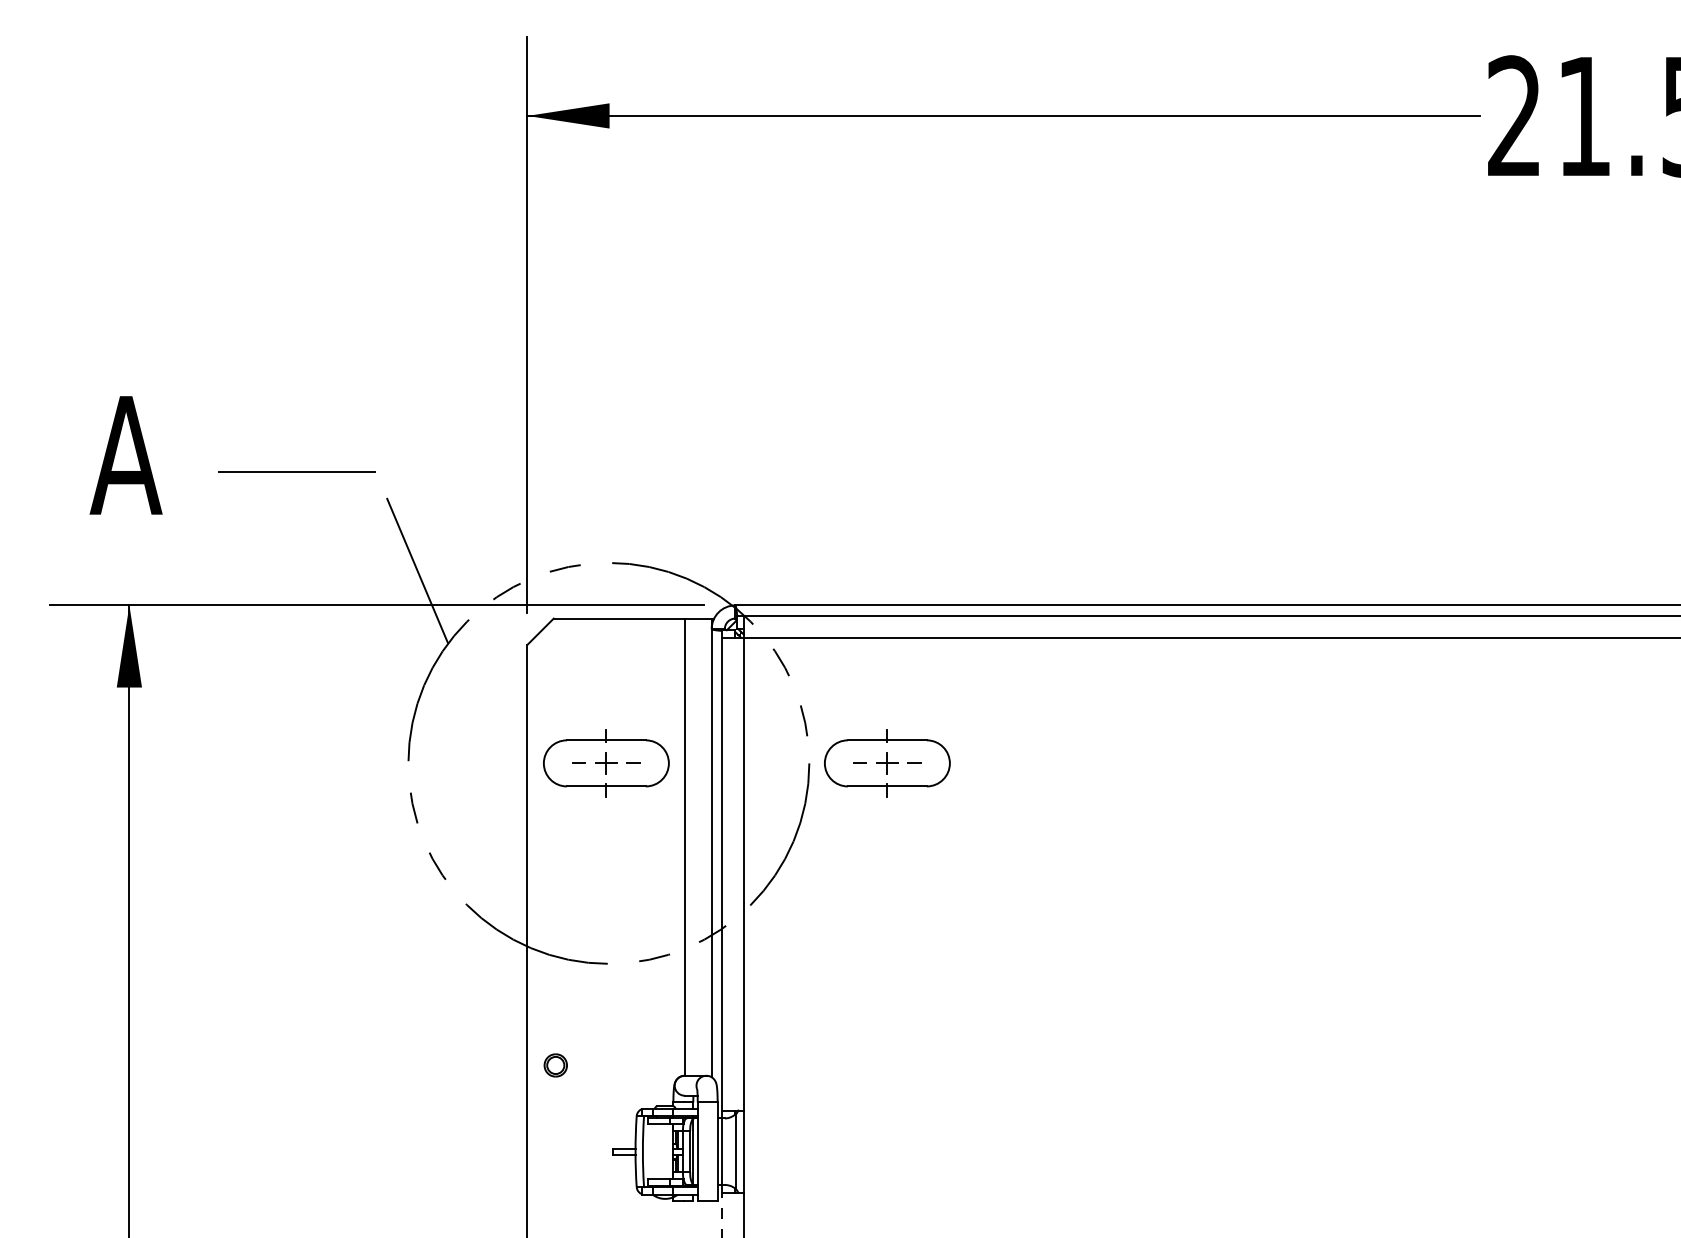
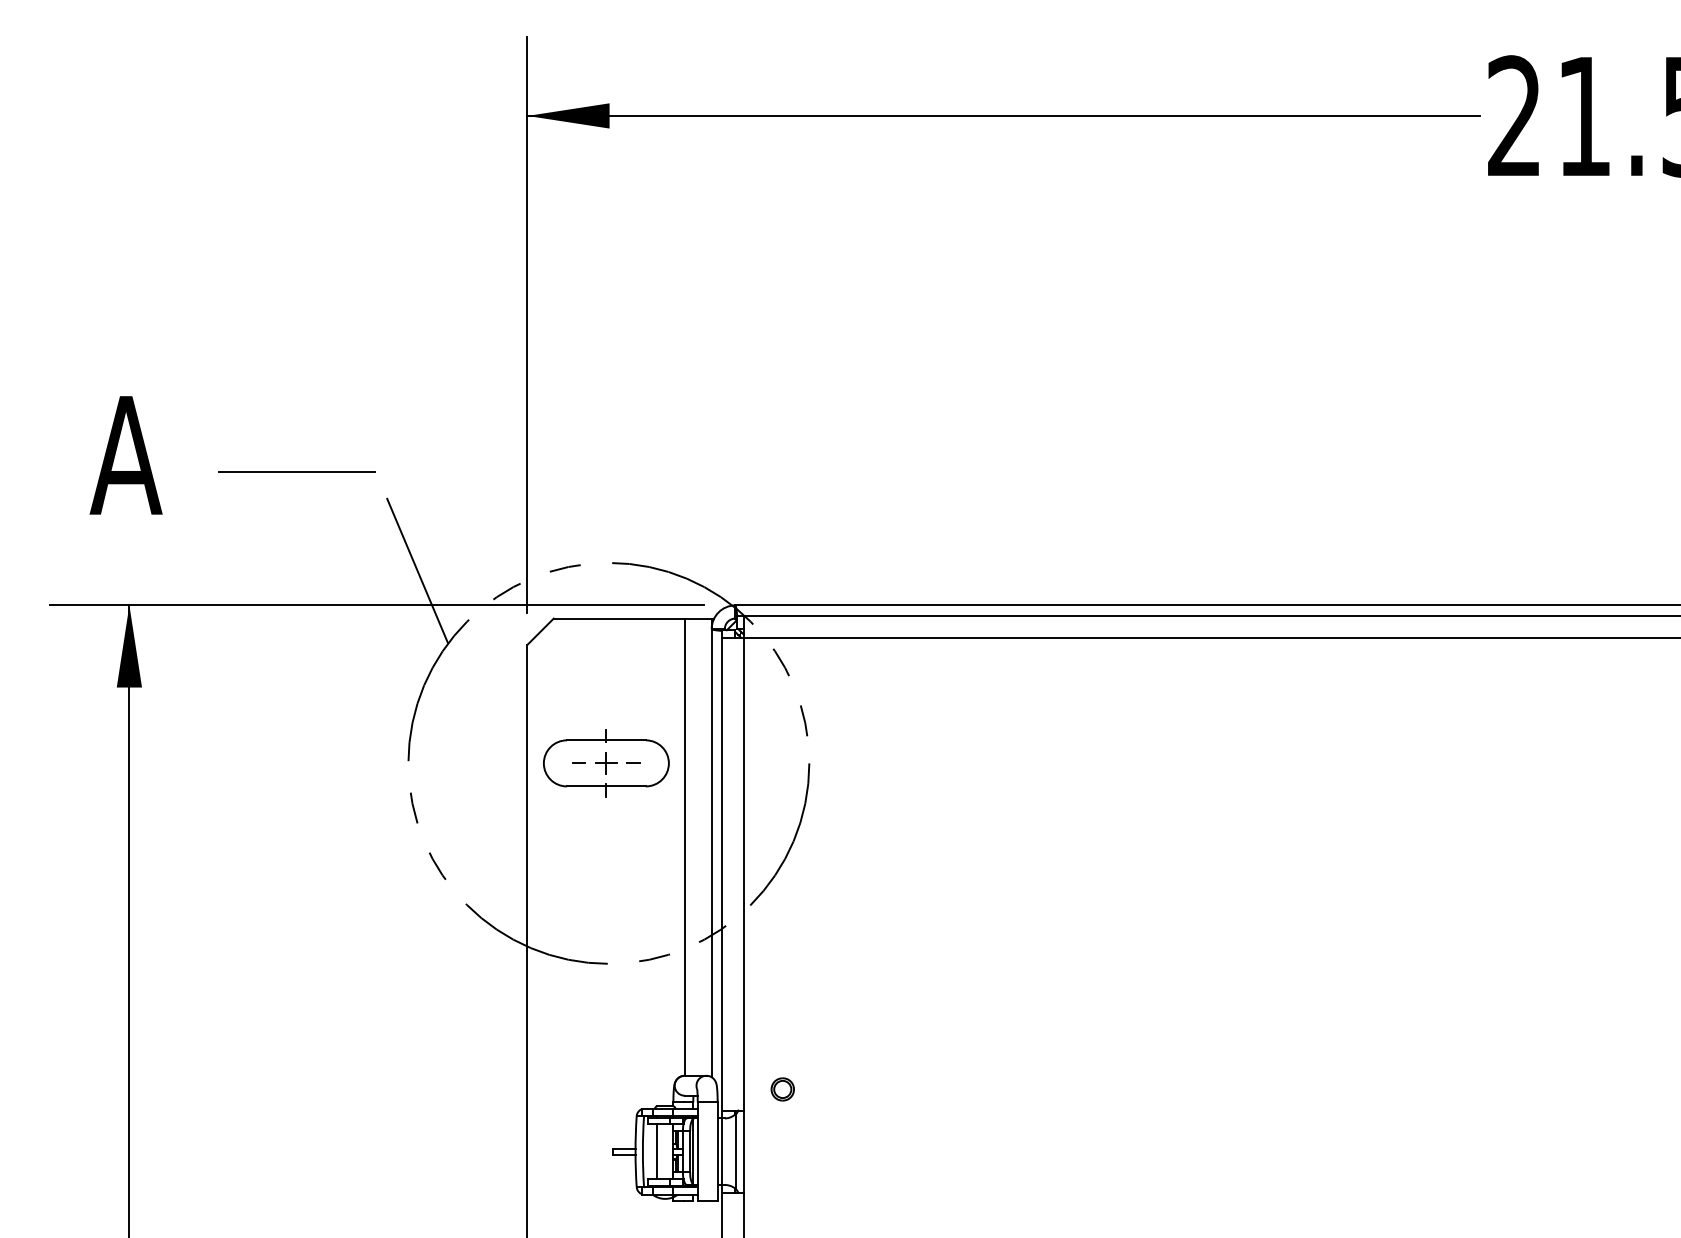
part: present -> none (887, 763)
part position: (555, 1065) -> (782, 1089) (782, 1089)
line: none -> present (657, 1151)
line: dashed -> solid (722, 1214)
